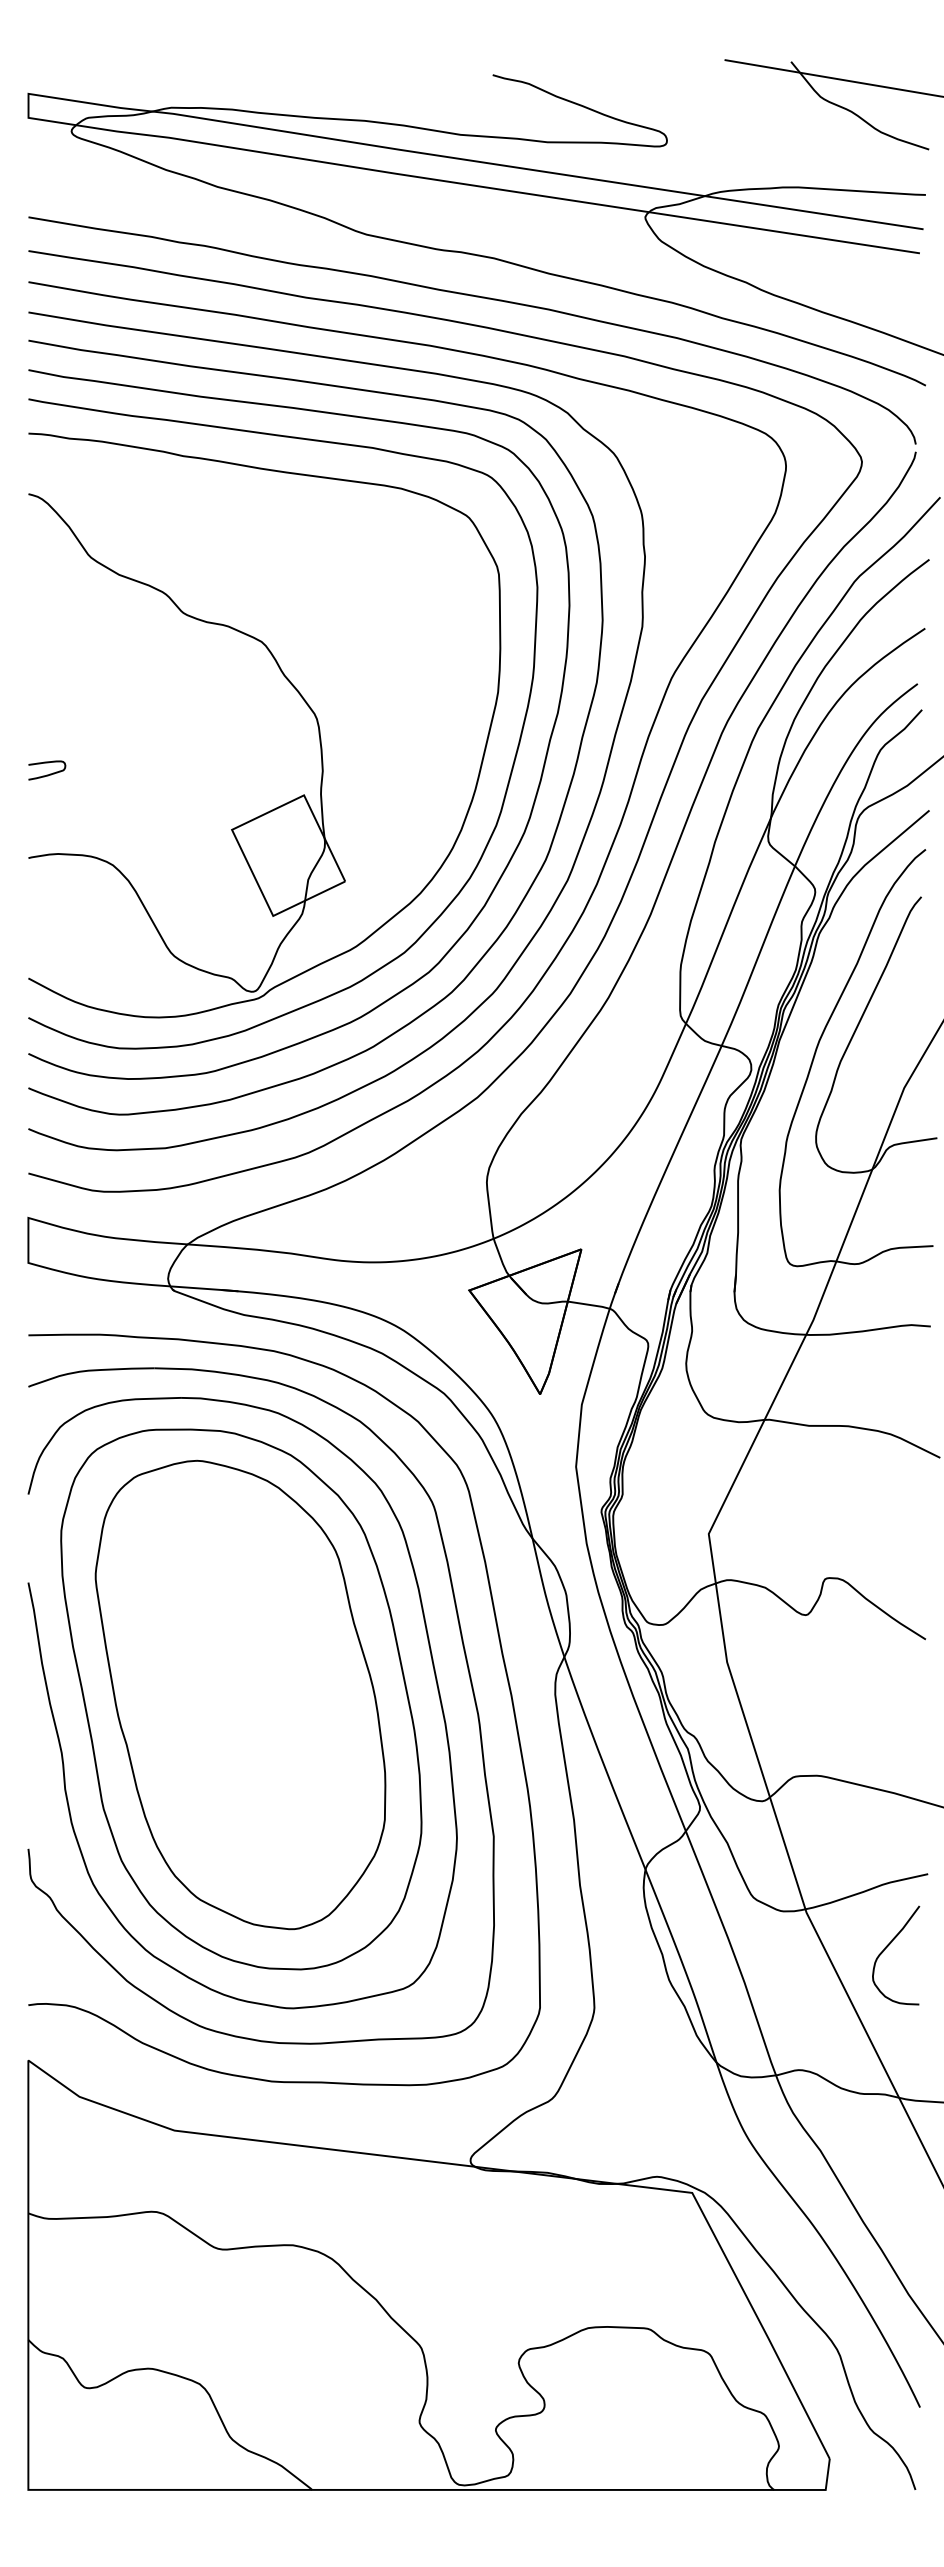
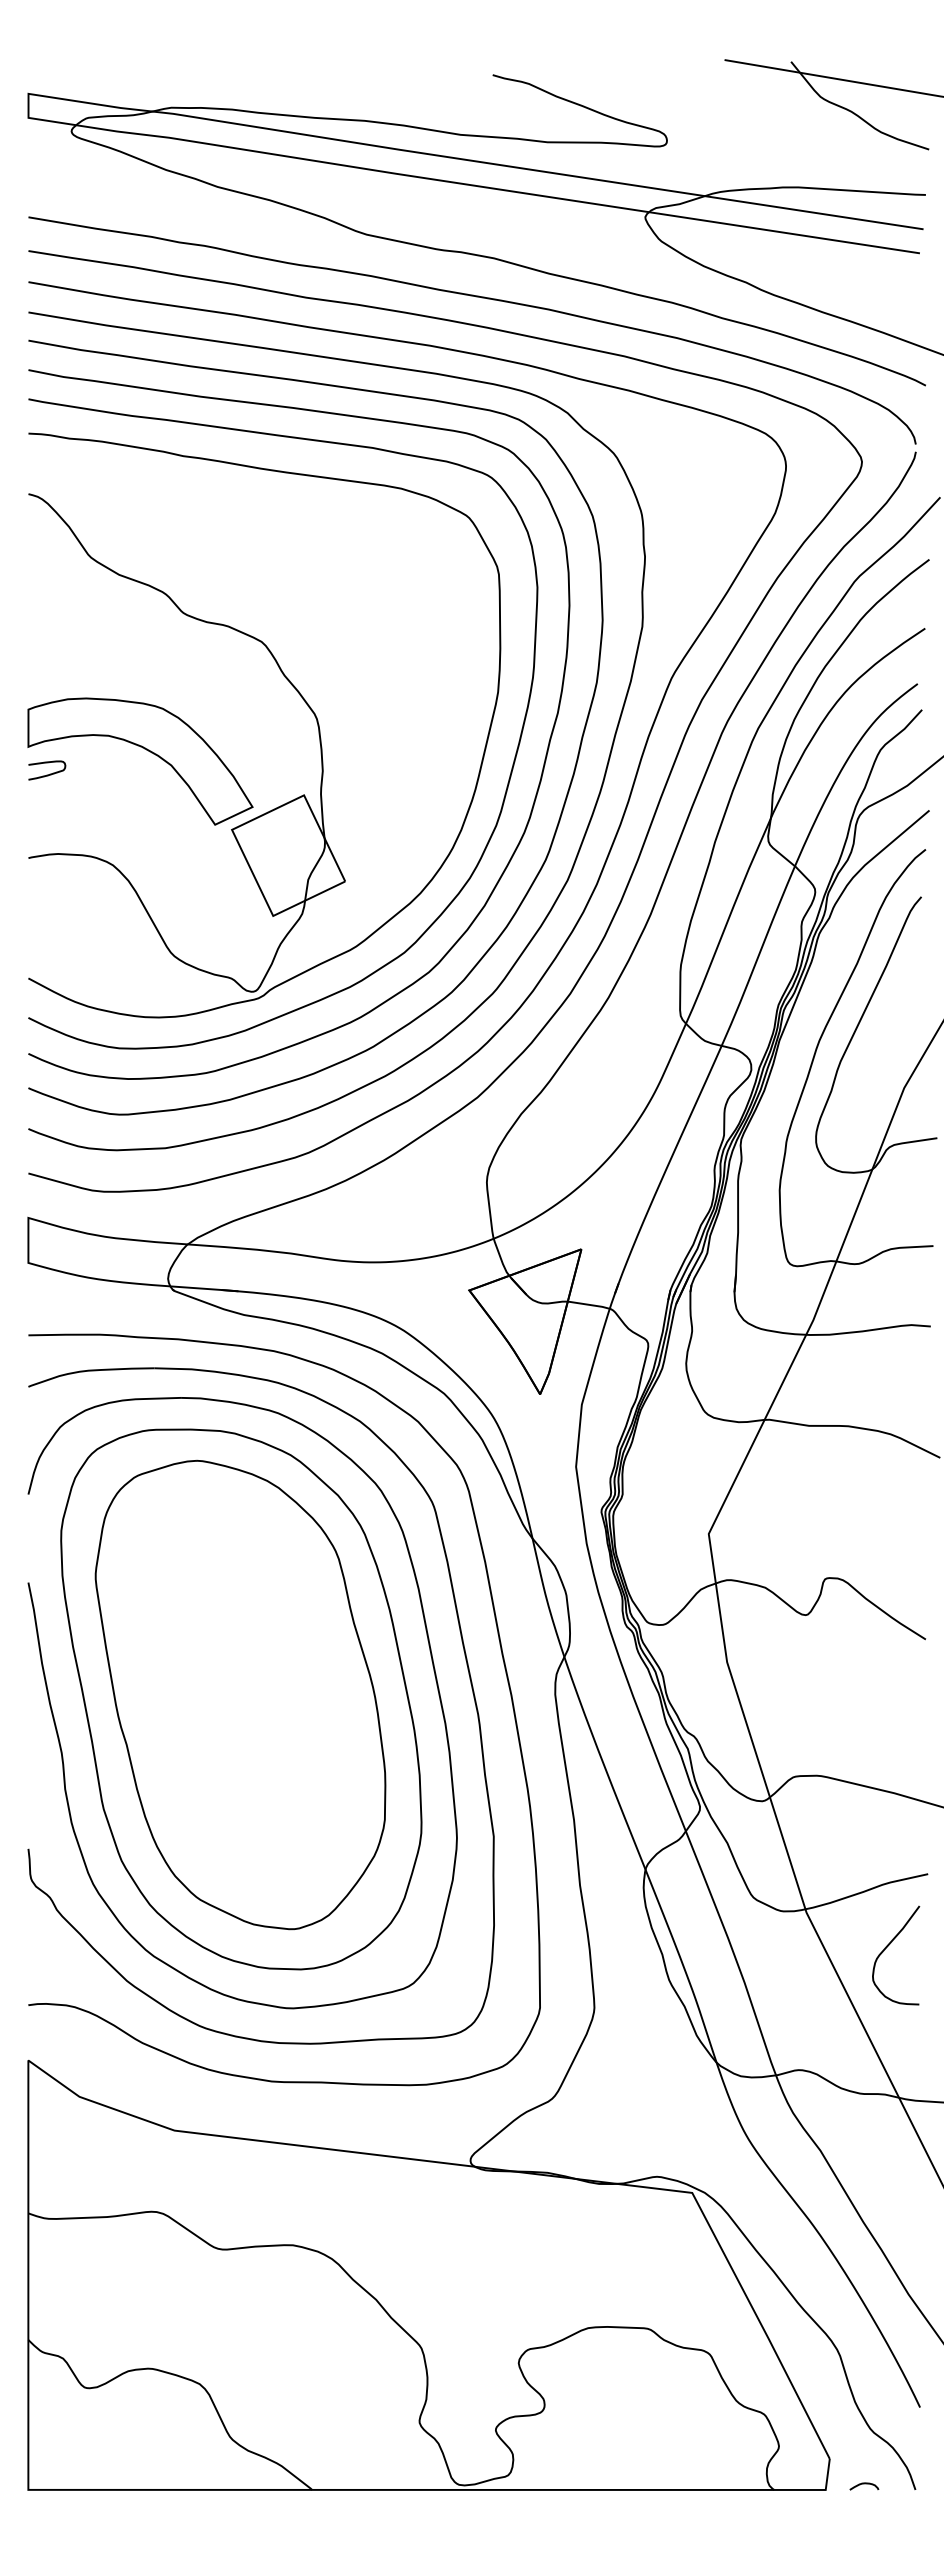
part: none -> present (146, 750)
curve: none -> present (864, 2484)
